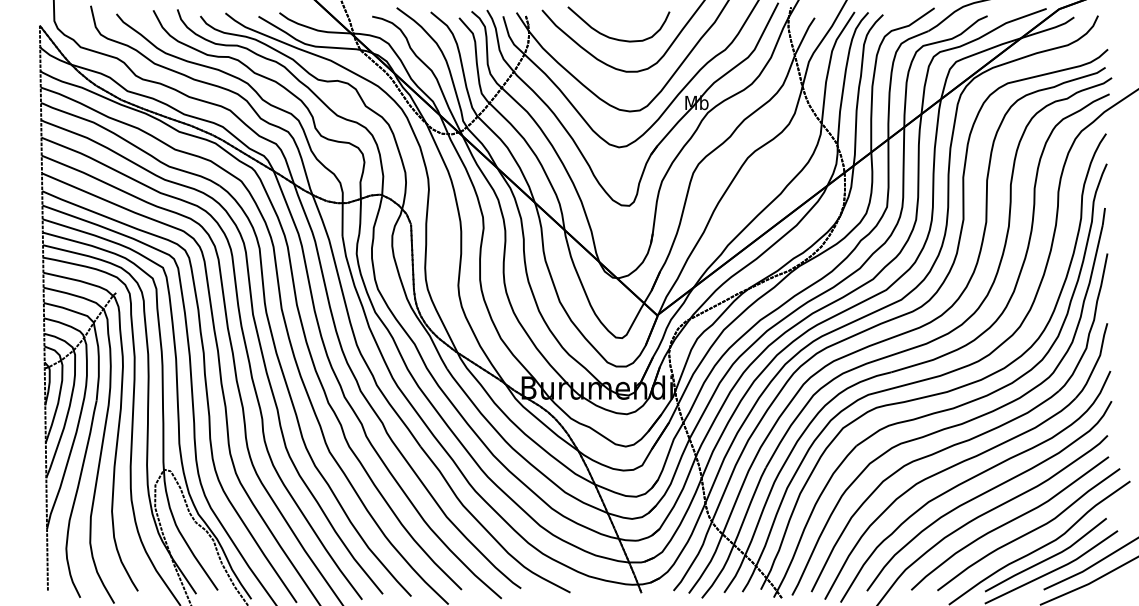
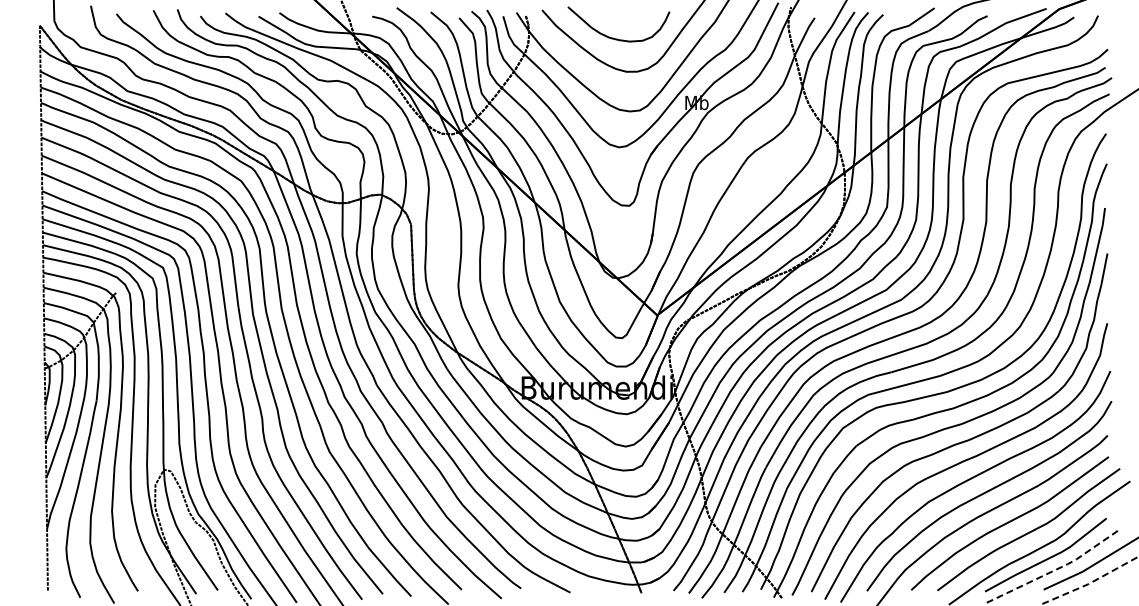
line: solid -> dashed (1055, 570)
line: solid -> dashed (1089, 583)
